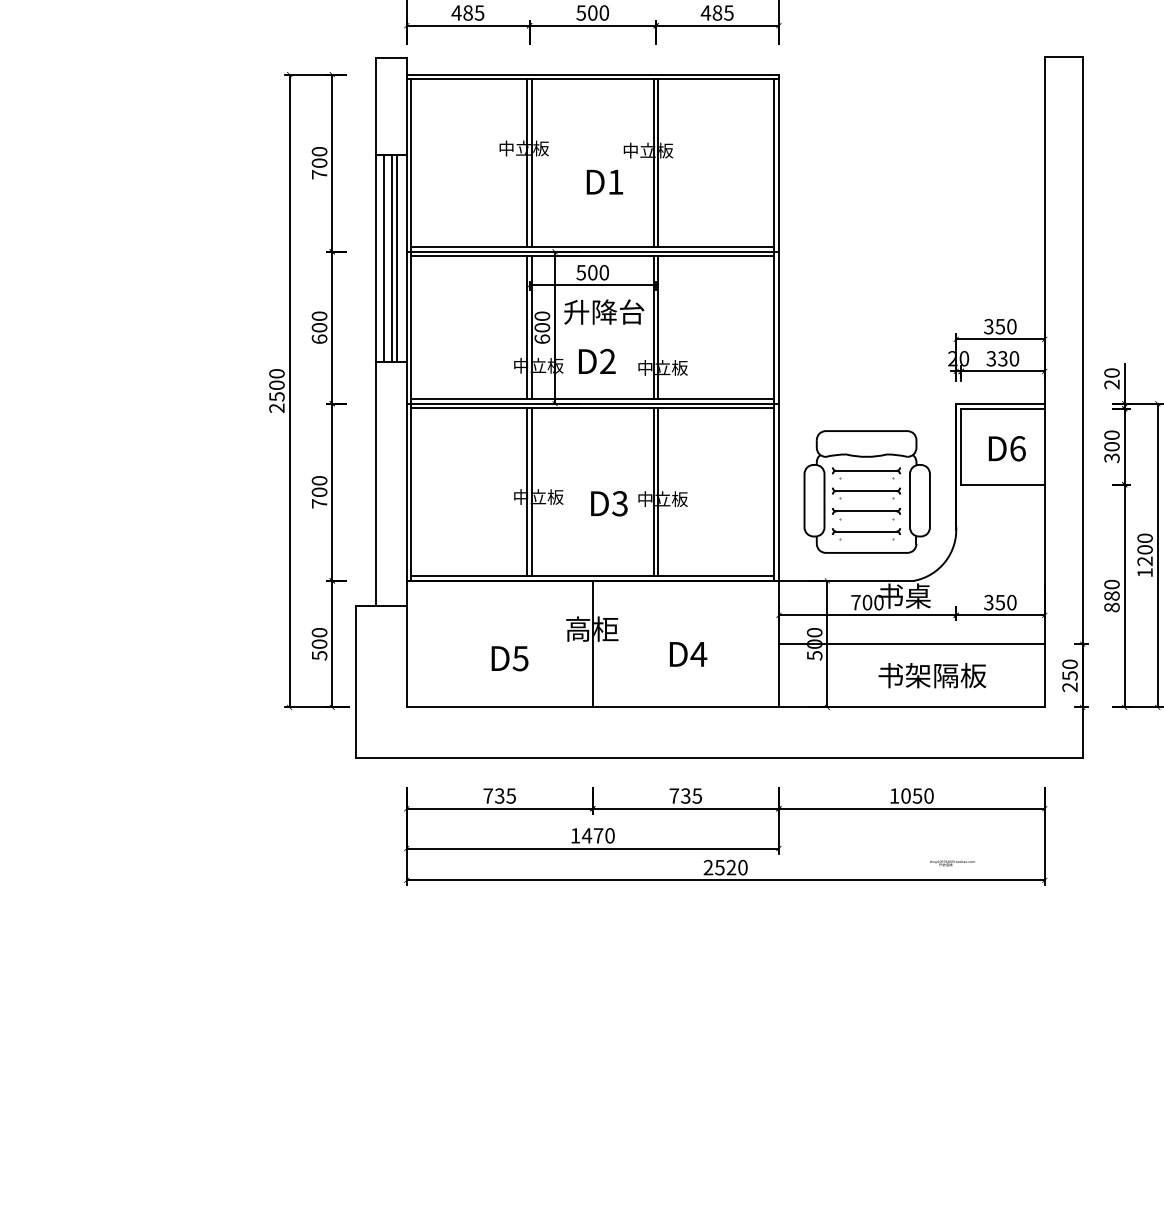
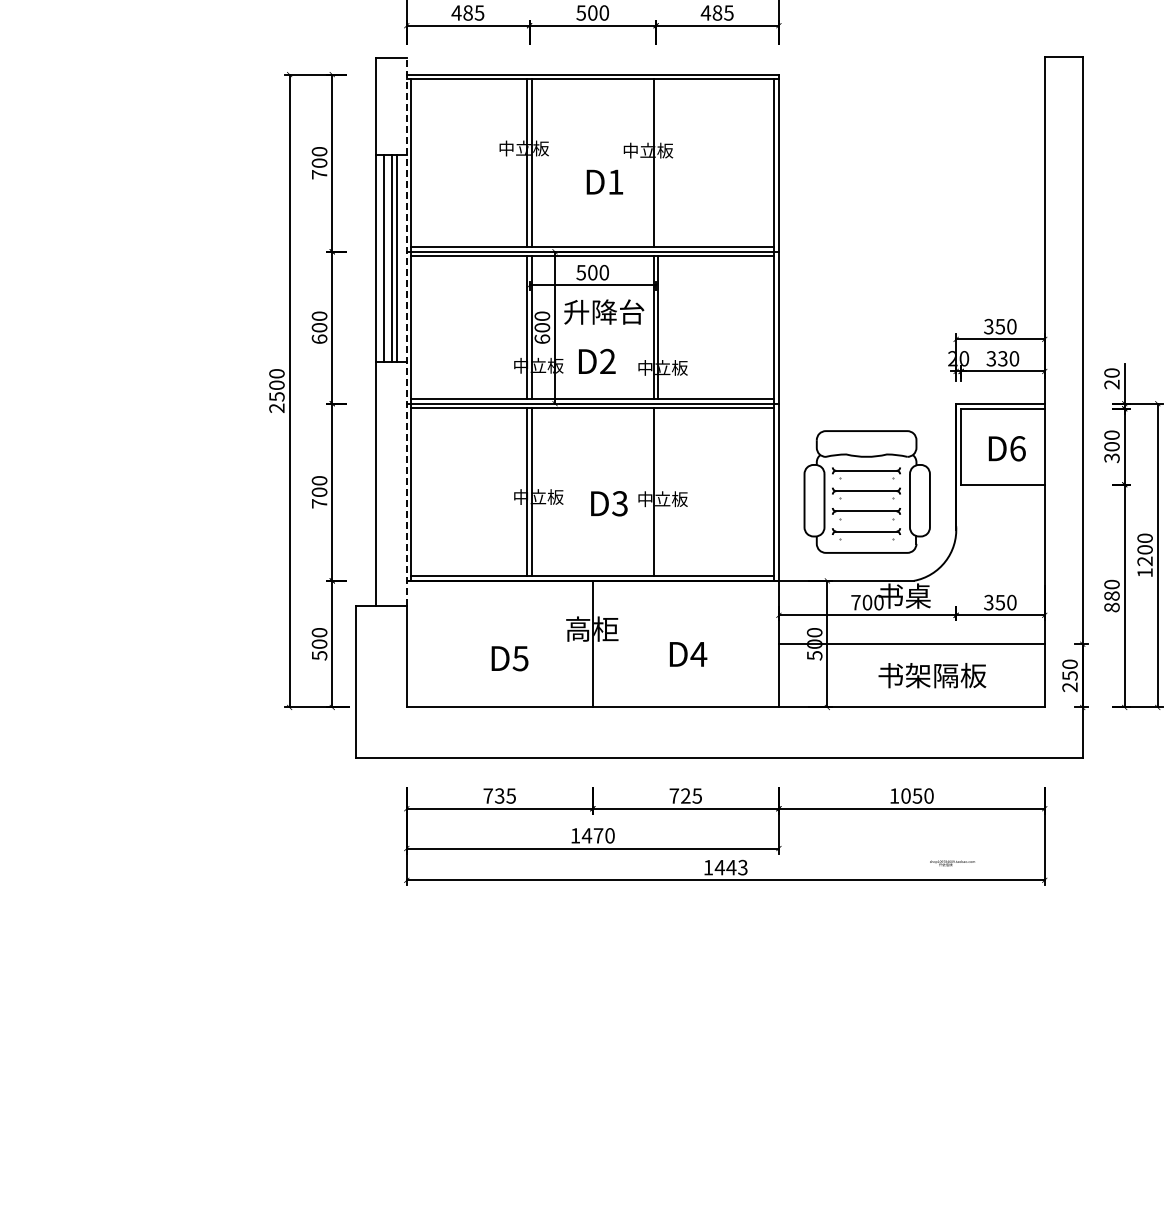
line: present -> none (658, 163)
line: solid -> dashed (406, 331)
line: present -> none (658, 492)
text: 735 -> 725 (685, 795)
text: 2520 -> 1443 (725, 867)
